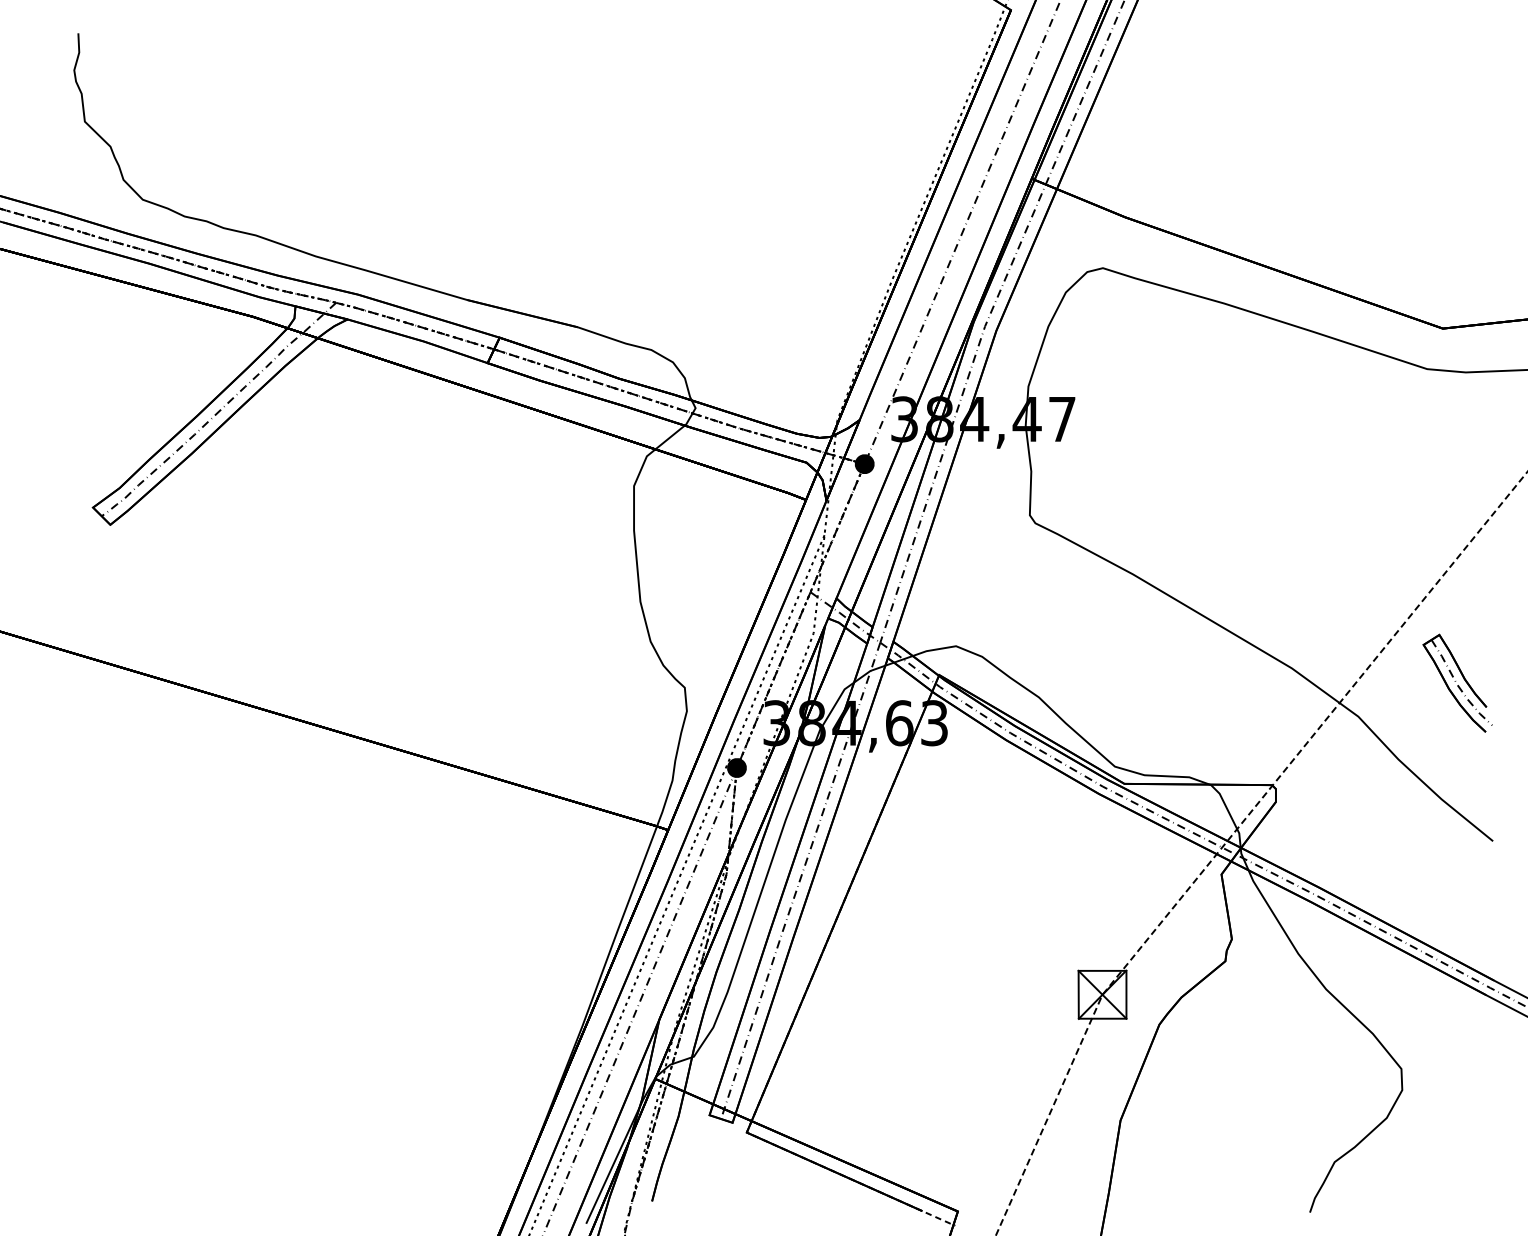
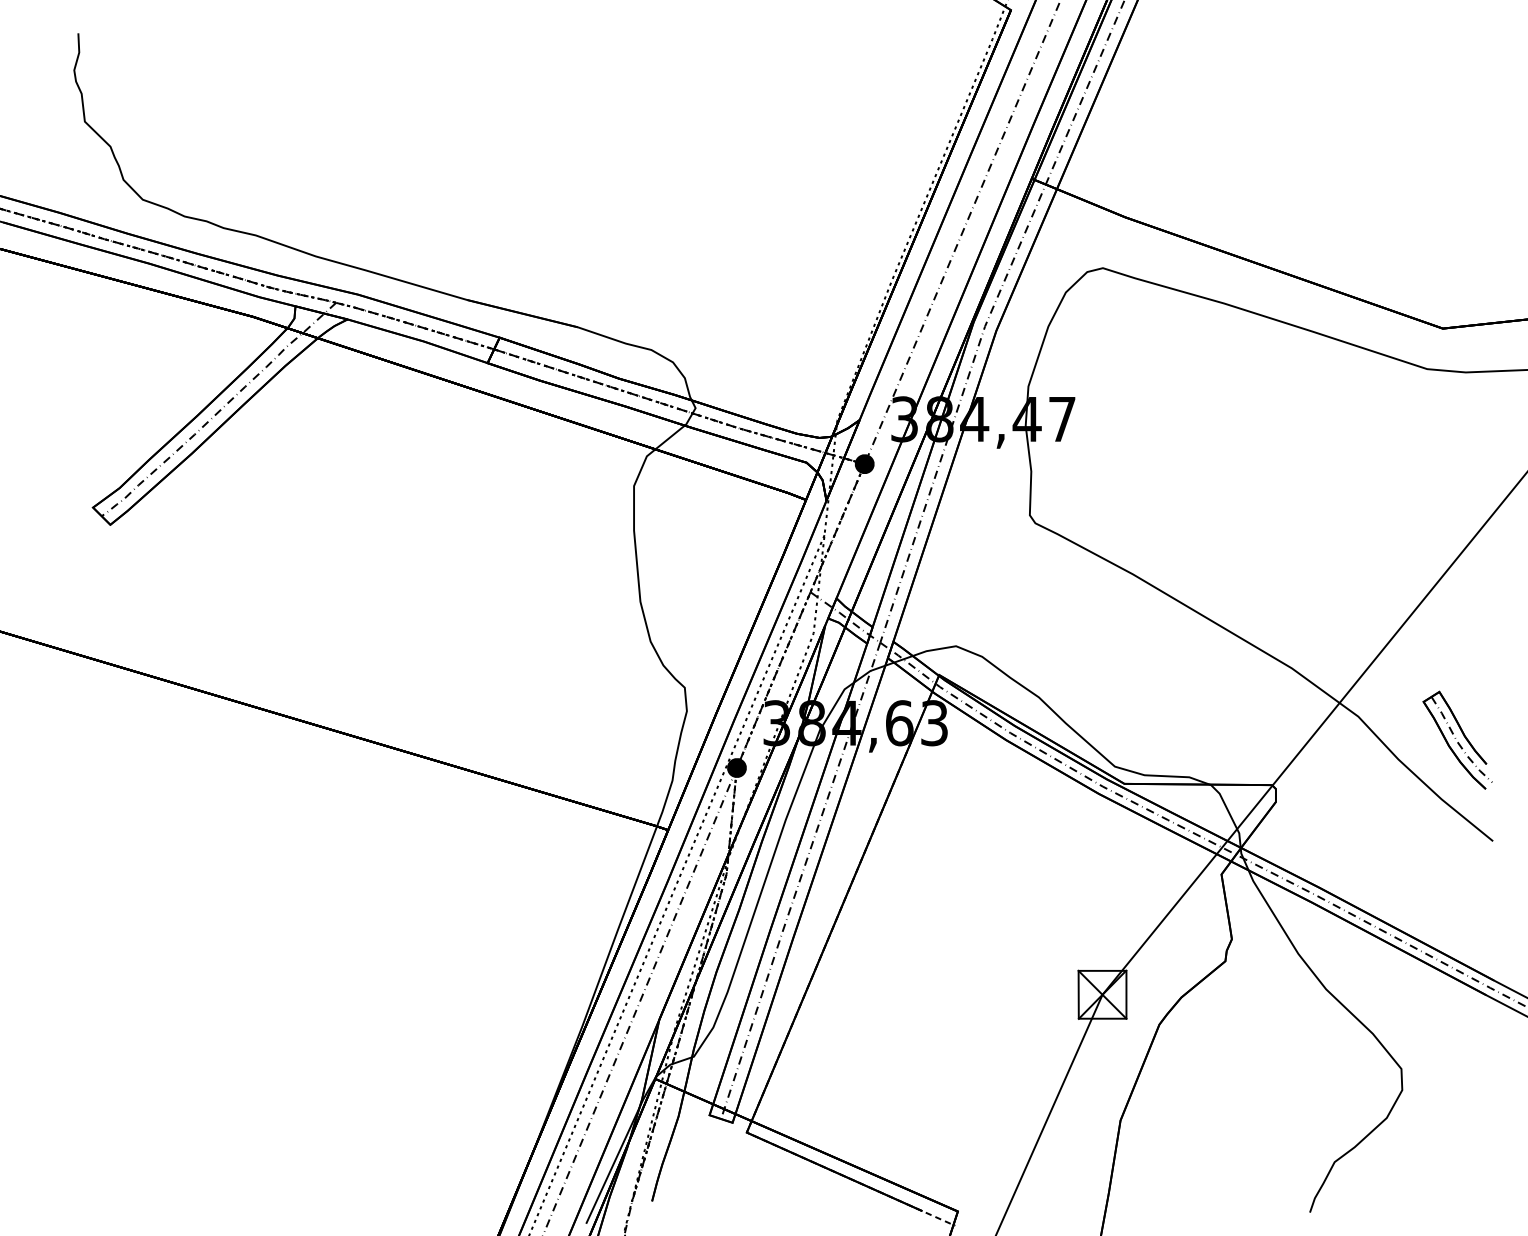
part position: (1457, 682) -> (1457, 739) (1457, 739)
line: dashed -> solid (1231, 835)
